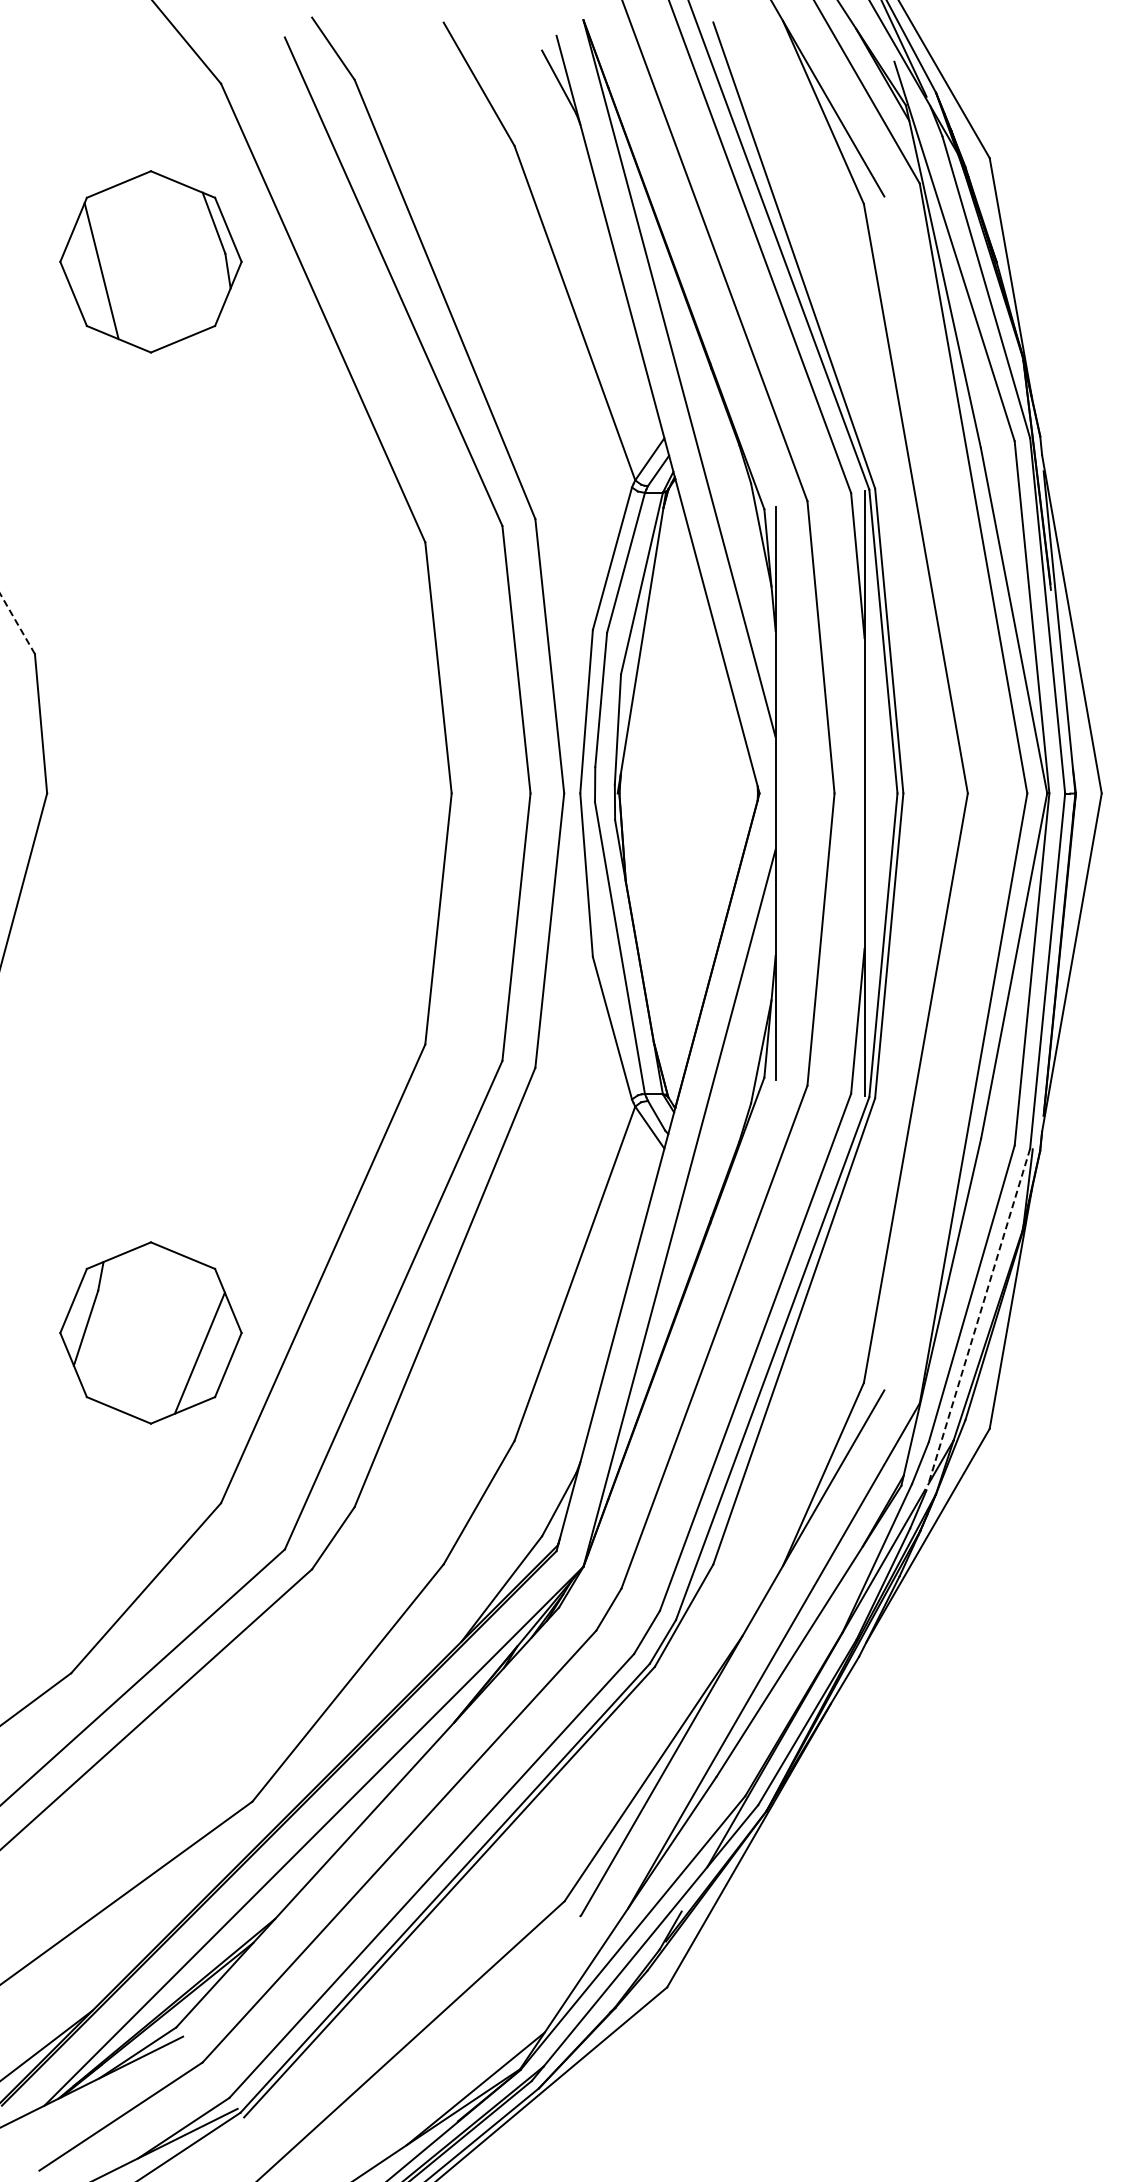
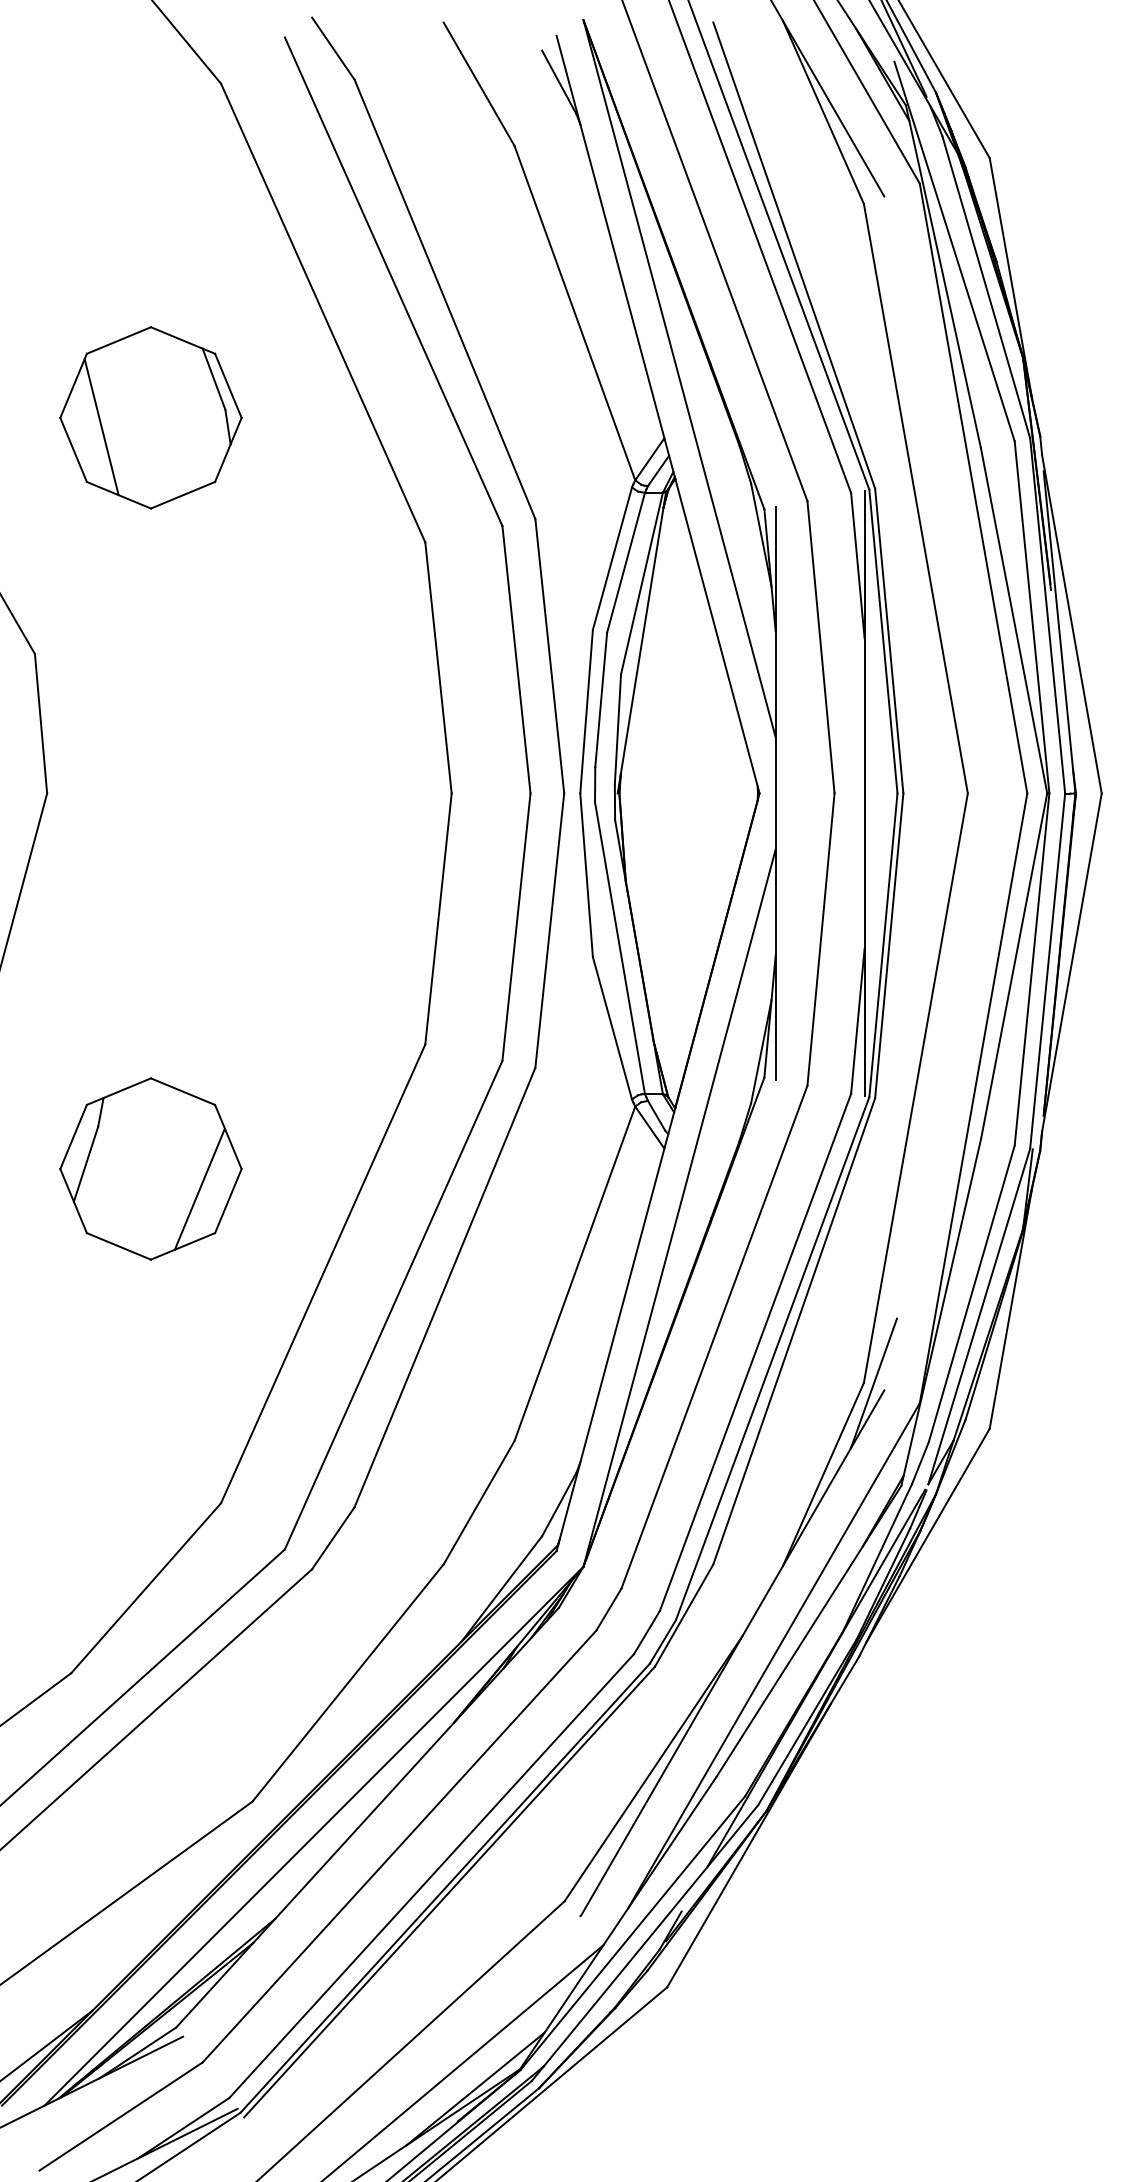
part position: (150, 261) -> (150, 417) (150, 417)
line: dashed -> solid (17, 623)
line: dashed -> solid (979, 1317)
part position: (150, 1332) -> (150, 1168) (150, 1168)
line: none -> present (873, 1383)
line: none -> present (464, 2061)
